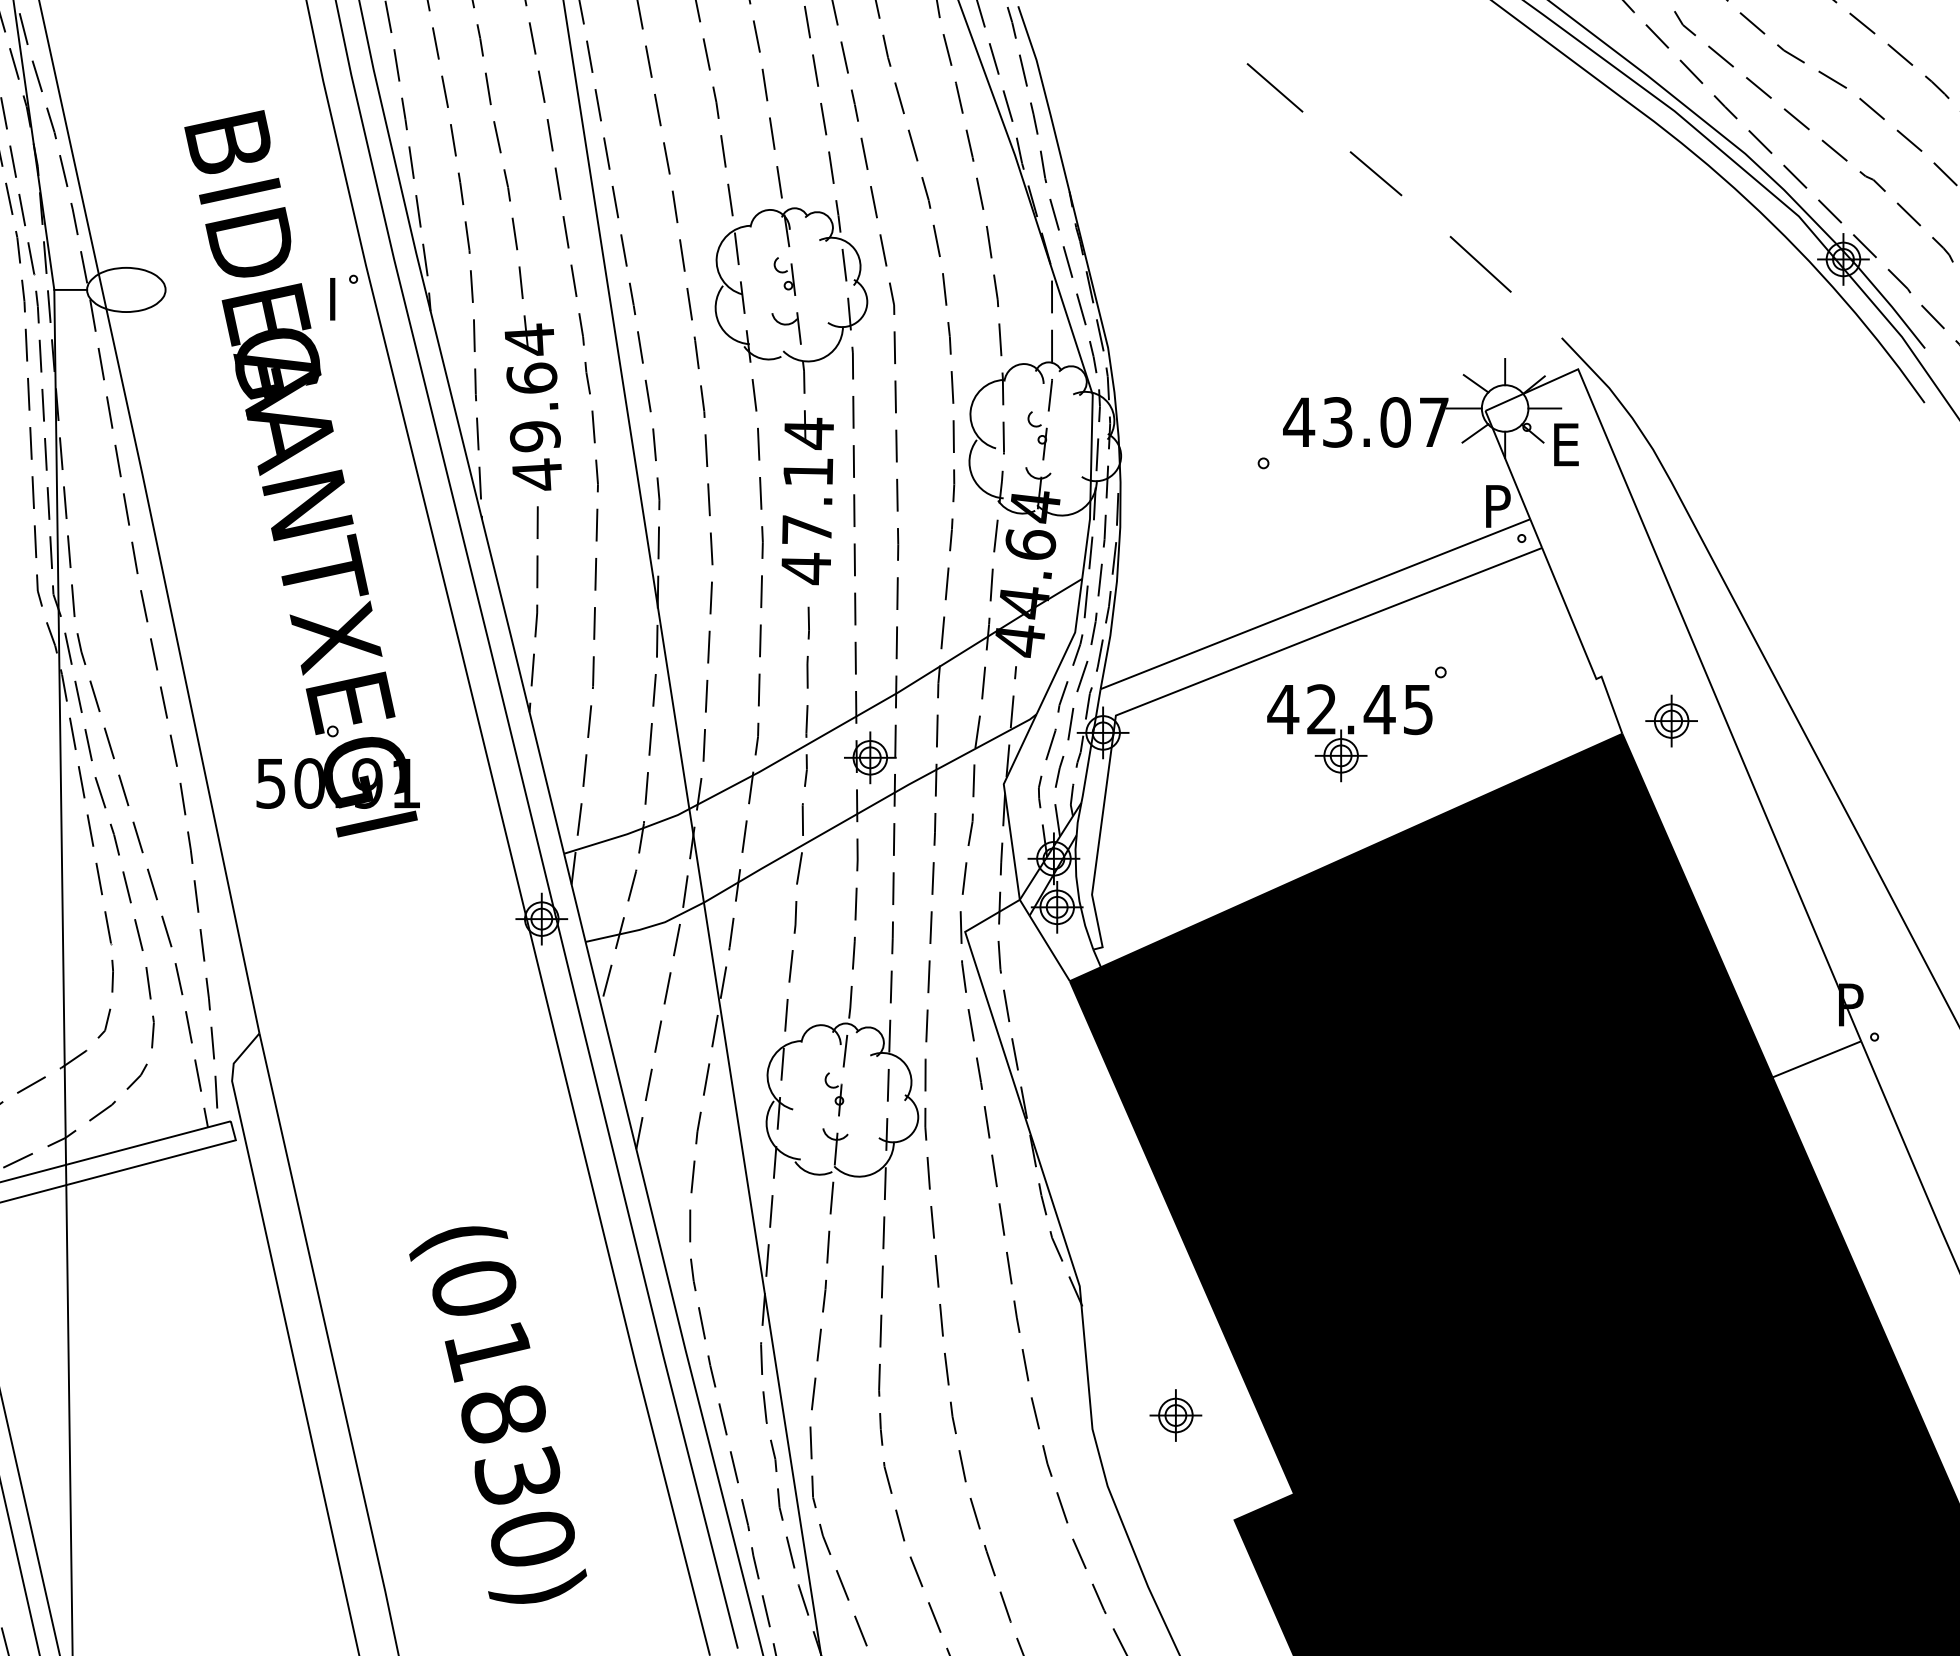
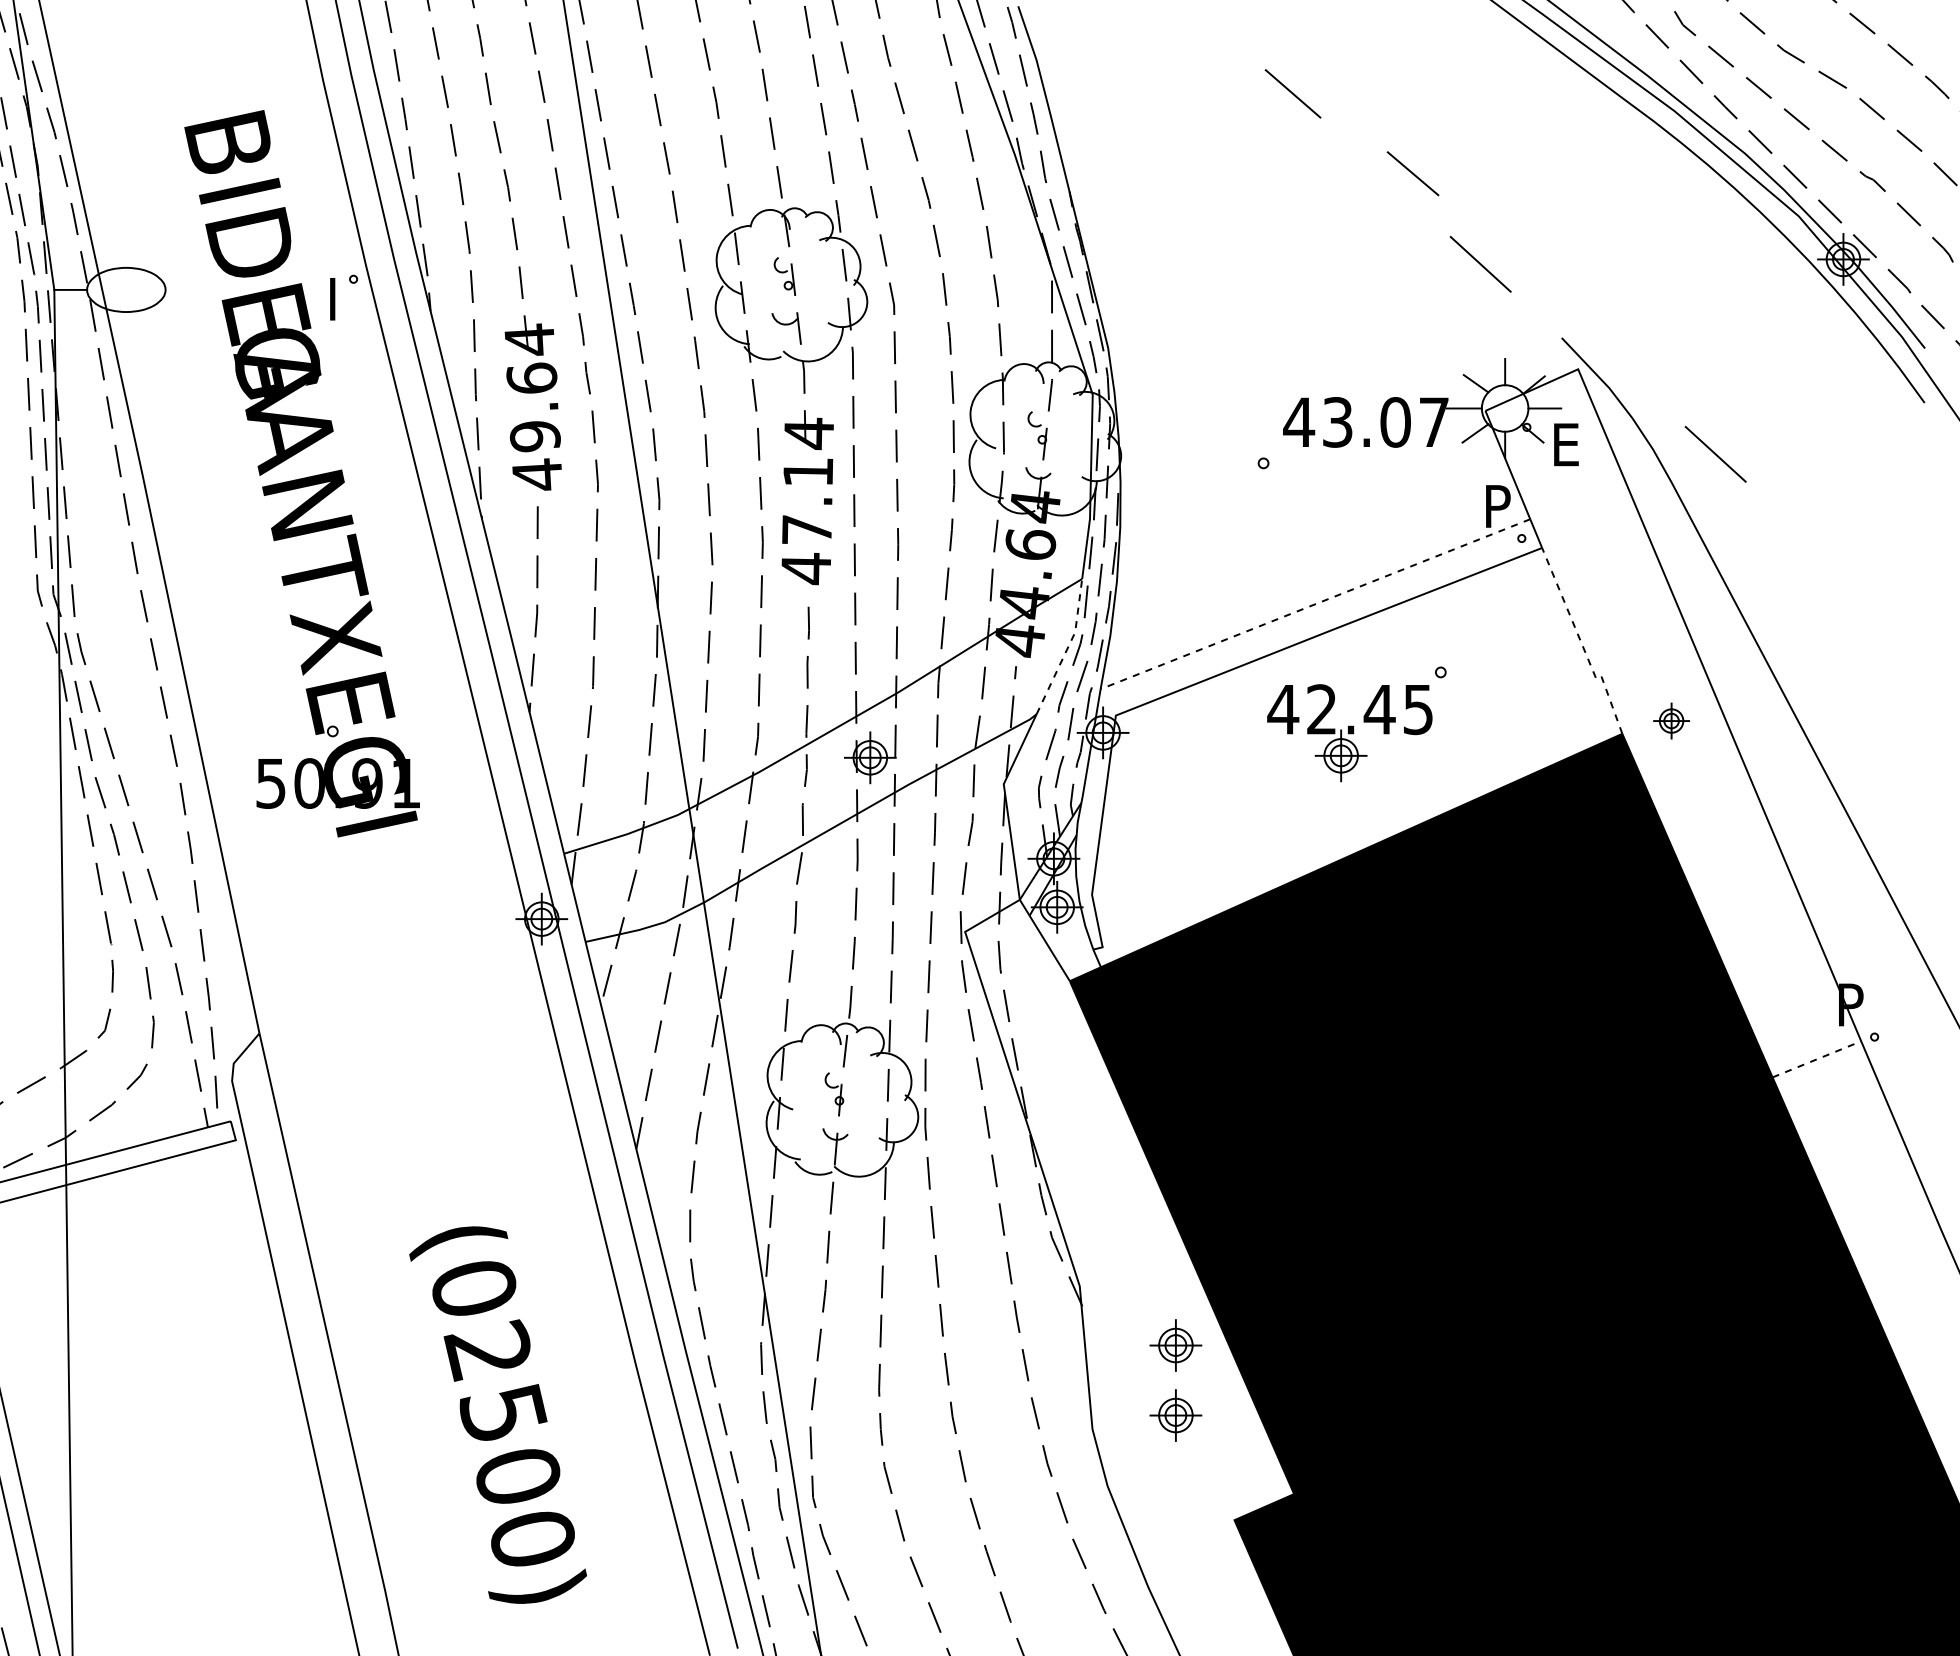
line position: (1274, 87) -> (1292, 93) (1292, 93)
line position: (1375, 173) -> (1412, 173) (1412, 173)
line: none -> present (1715, 454)
line: solid -> dashed (1314, 604)
line: solid -> dashed (1582, 644)
line: solid -> dashed (1067, 648)
part size: 53x54 px -> 37x38 px (1671, 720)
line: solid -> dashed (1816, 1059)
part: none -> present (1175, 1345)
text: (01830) -> (02500) (501, 1411)
